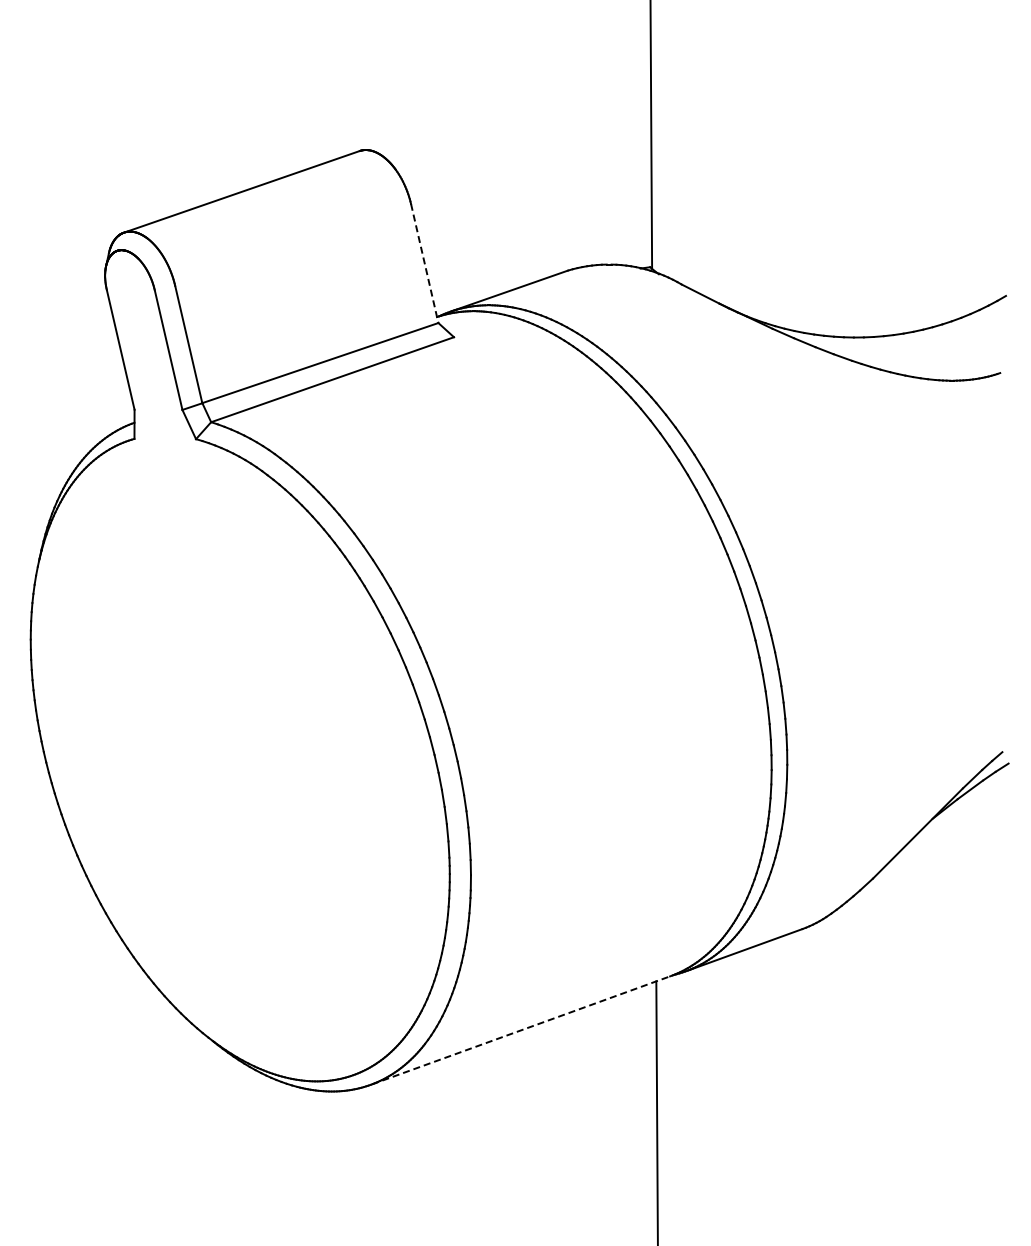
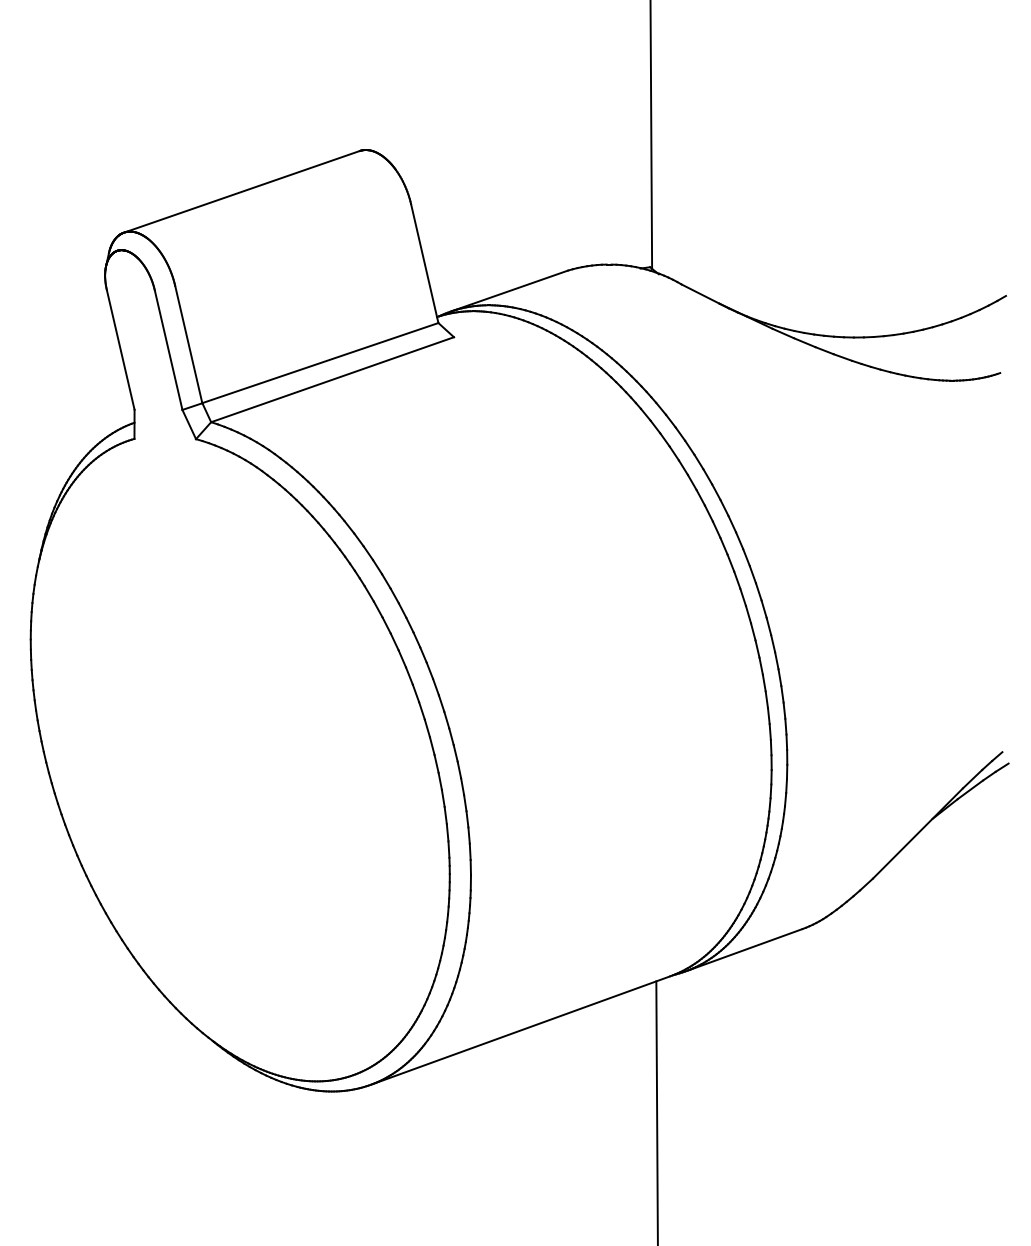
line: dashed -> solid (424, 263)
line: dashed -> solid (521, 1030)
